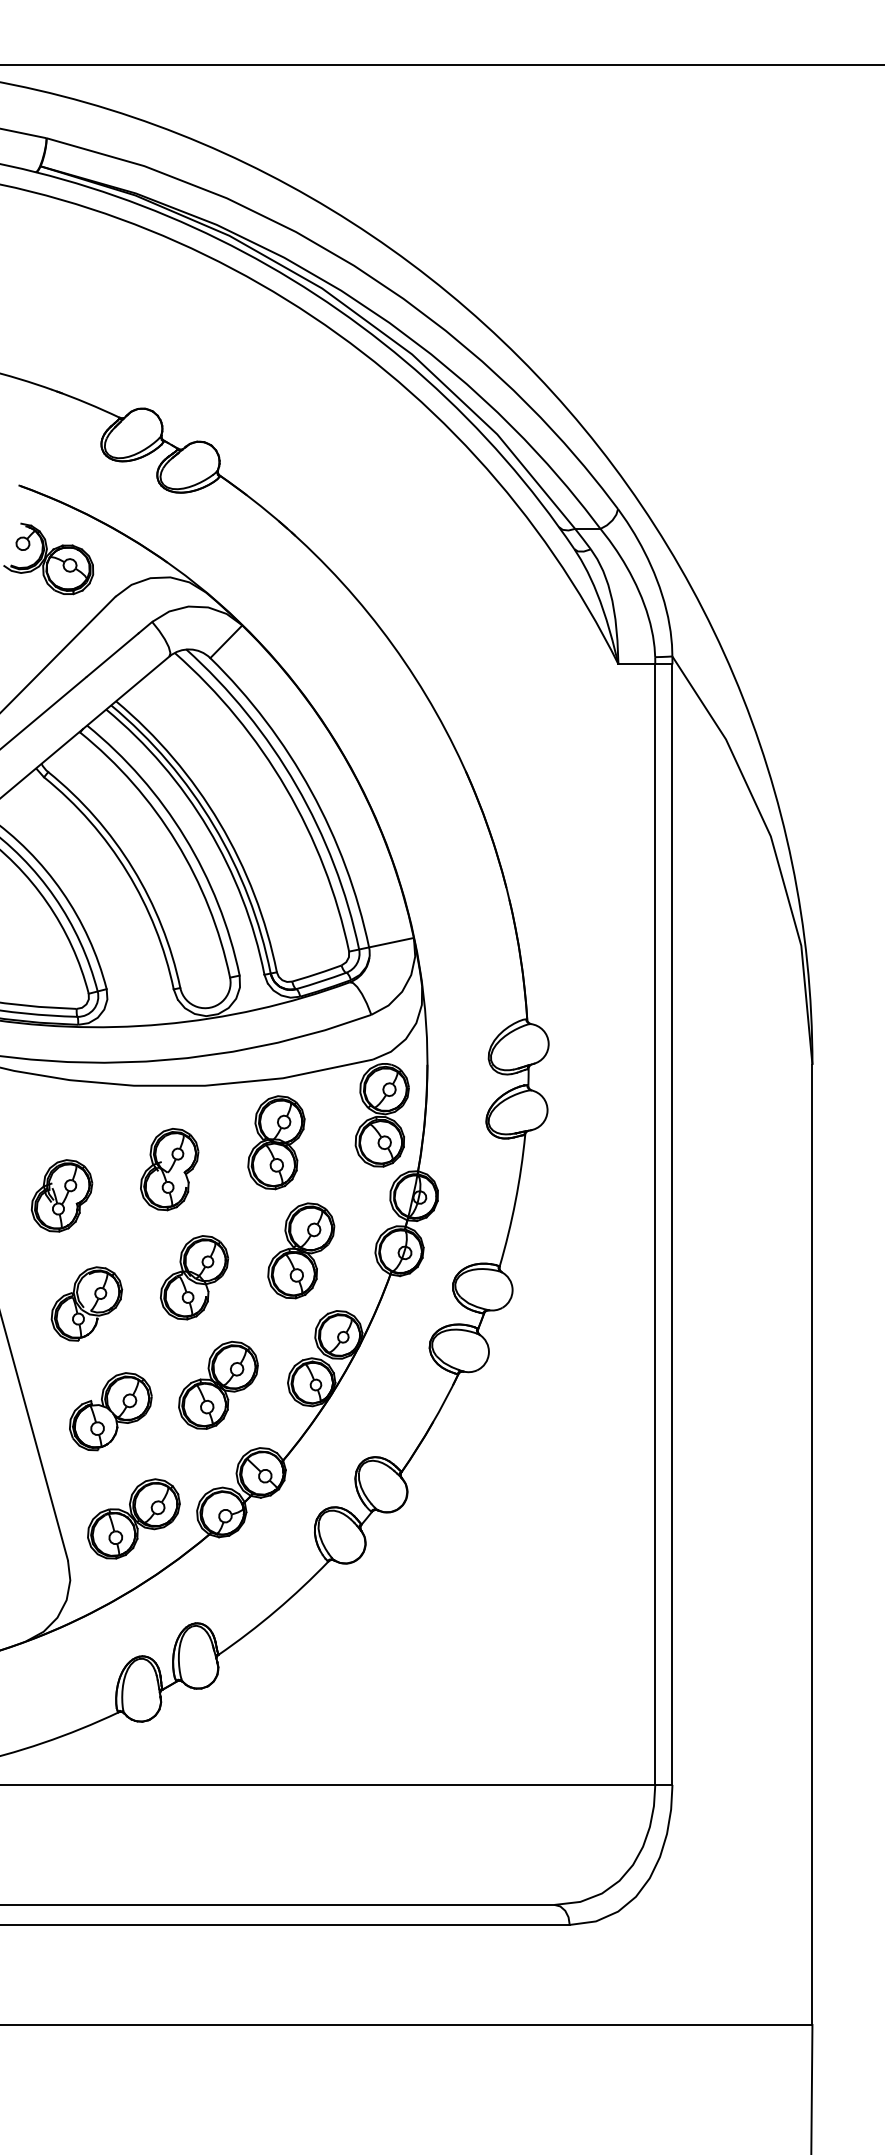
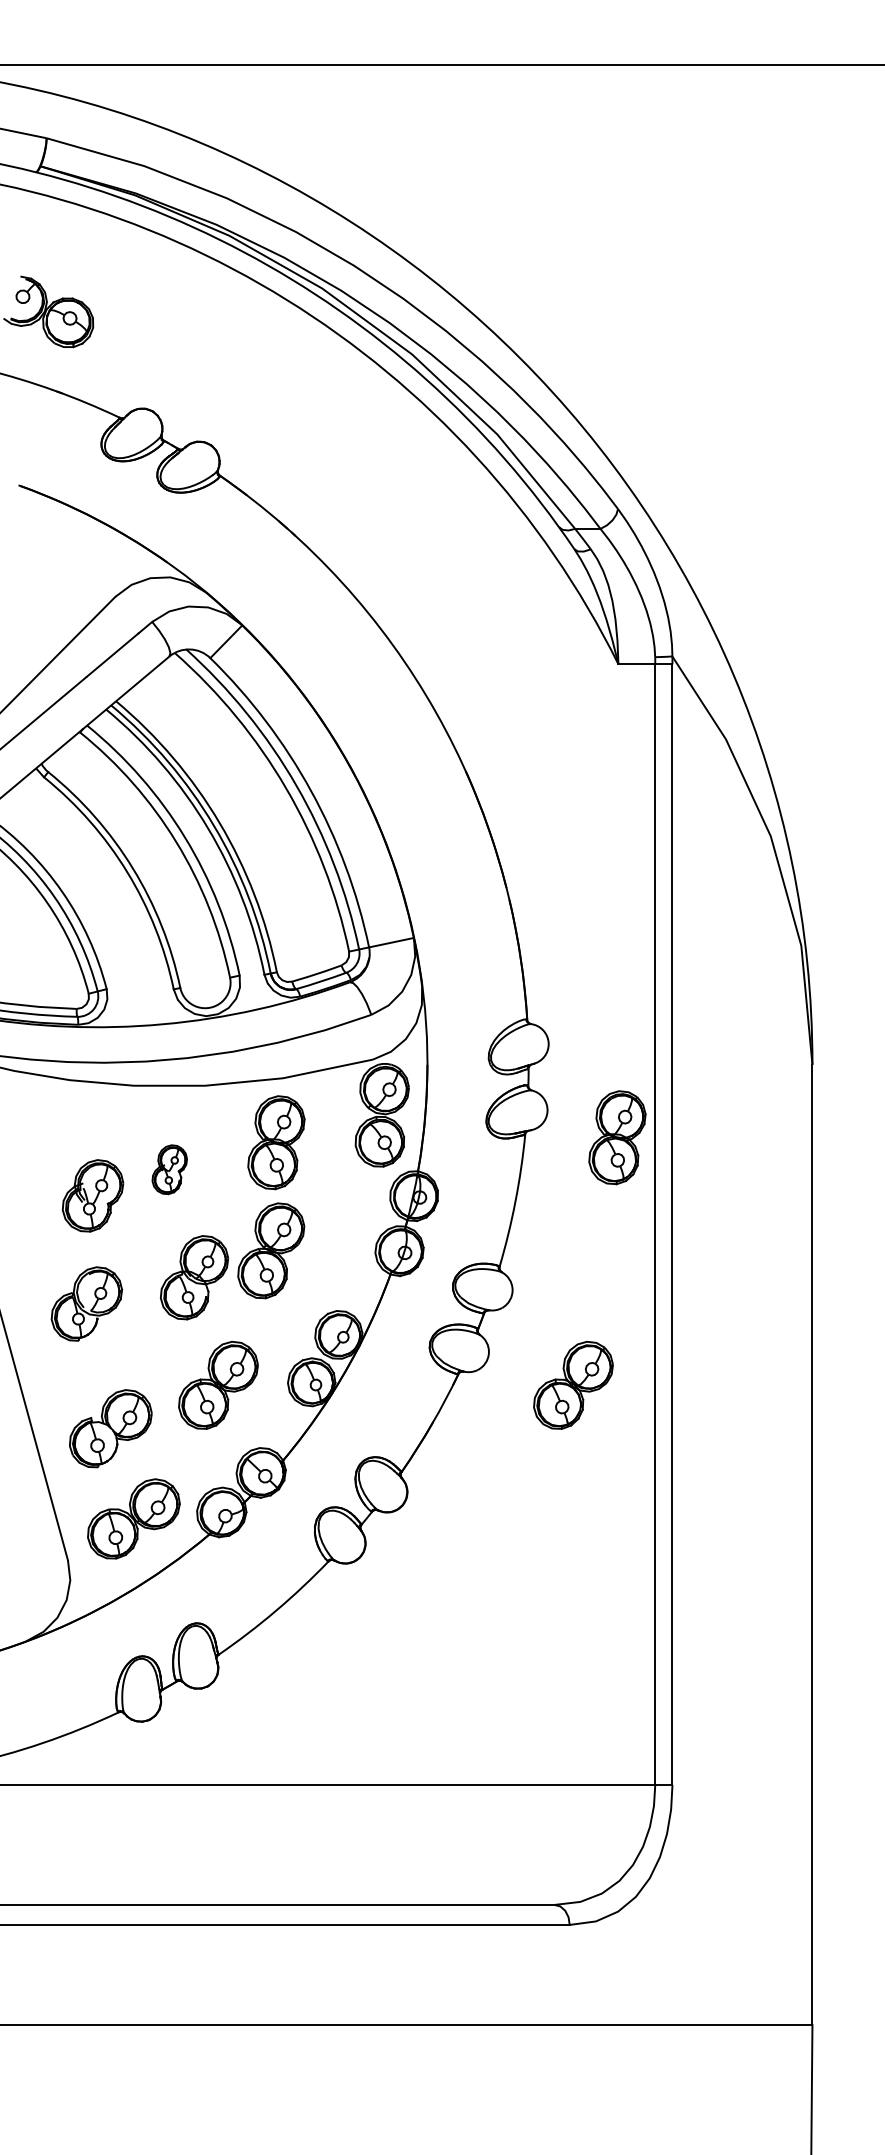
part position: (48, 558) -> (48, 311) (48, 311)
part: none -> present (617, 1137)
part size: 60x84 px -> 37x52 px (169, 1169)
part position: (61, 1195) -> (92, 1195) (92, 1195)
part position: (301, 1250) -> (271, 1250) (271, 1250)
part: none -> present (573, 1384)
part position: (110, 1411) -> (110, 1428) (110, 1428)
